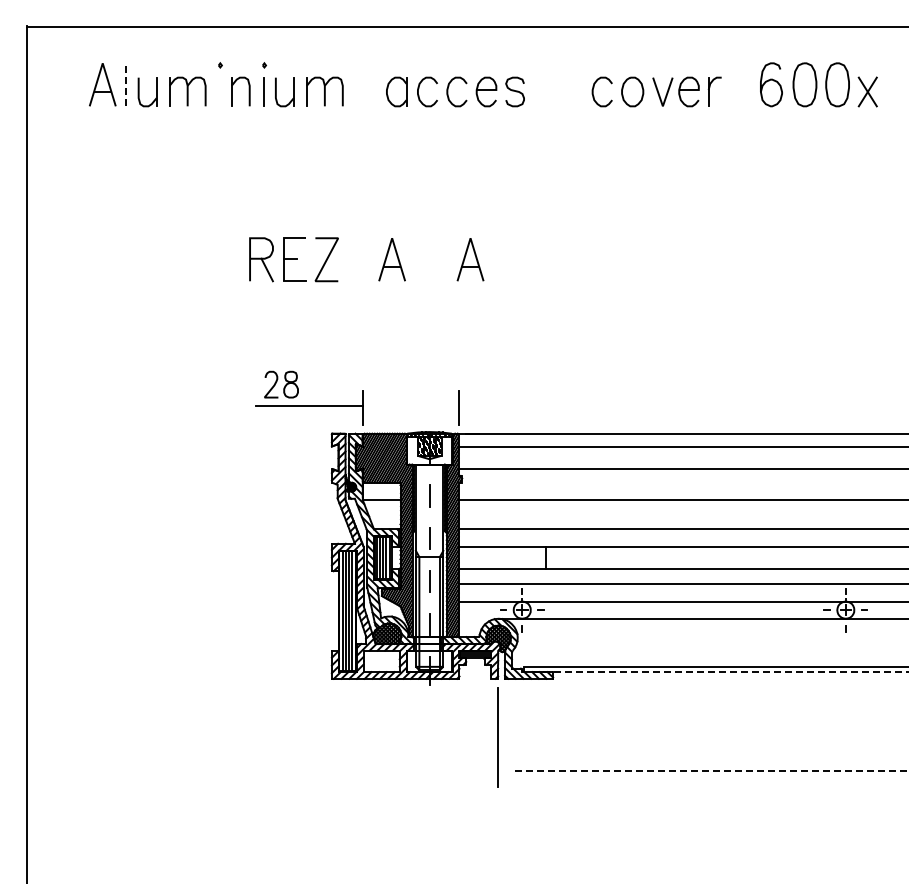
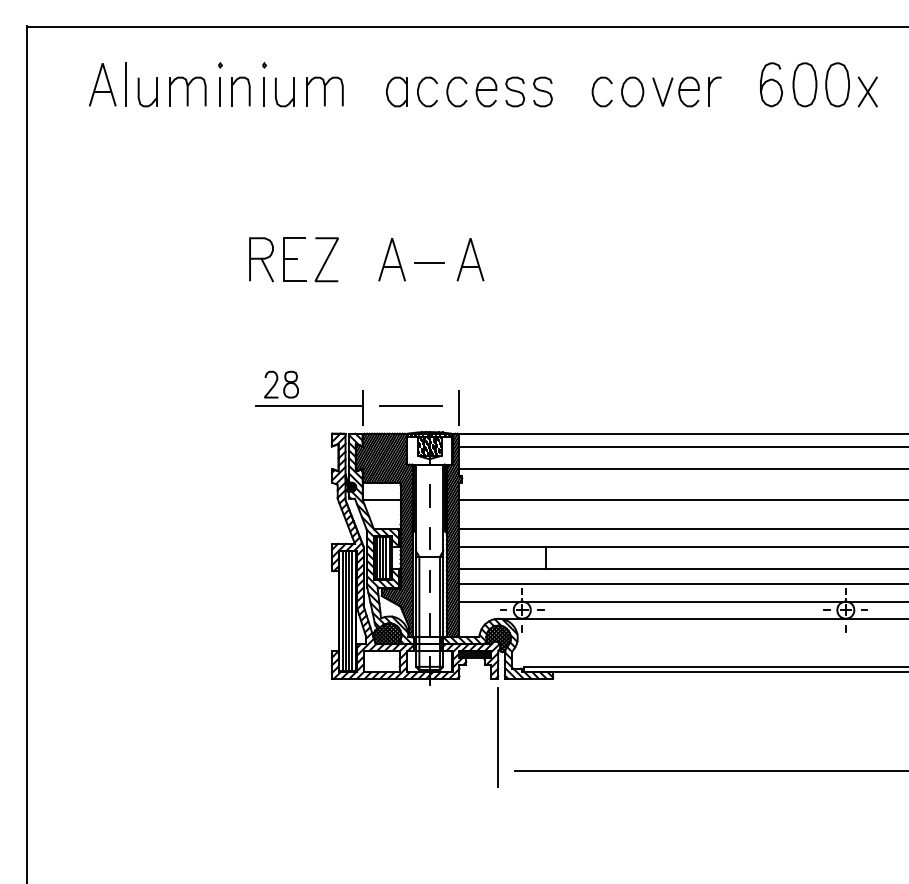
line: dashed -> solid (125, 84)
line: none -> present (220, 91)
curve: none -> present (542, 91)
line: none -> present (429, 262)
line: none -> present (410, 406)
line: dashed -> solid (720, 672)
line: dashed -> solid (712, 771)
